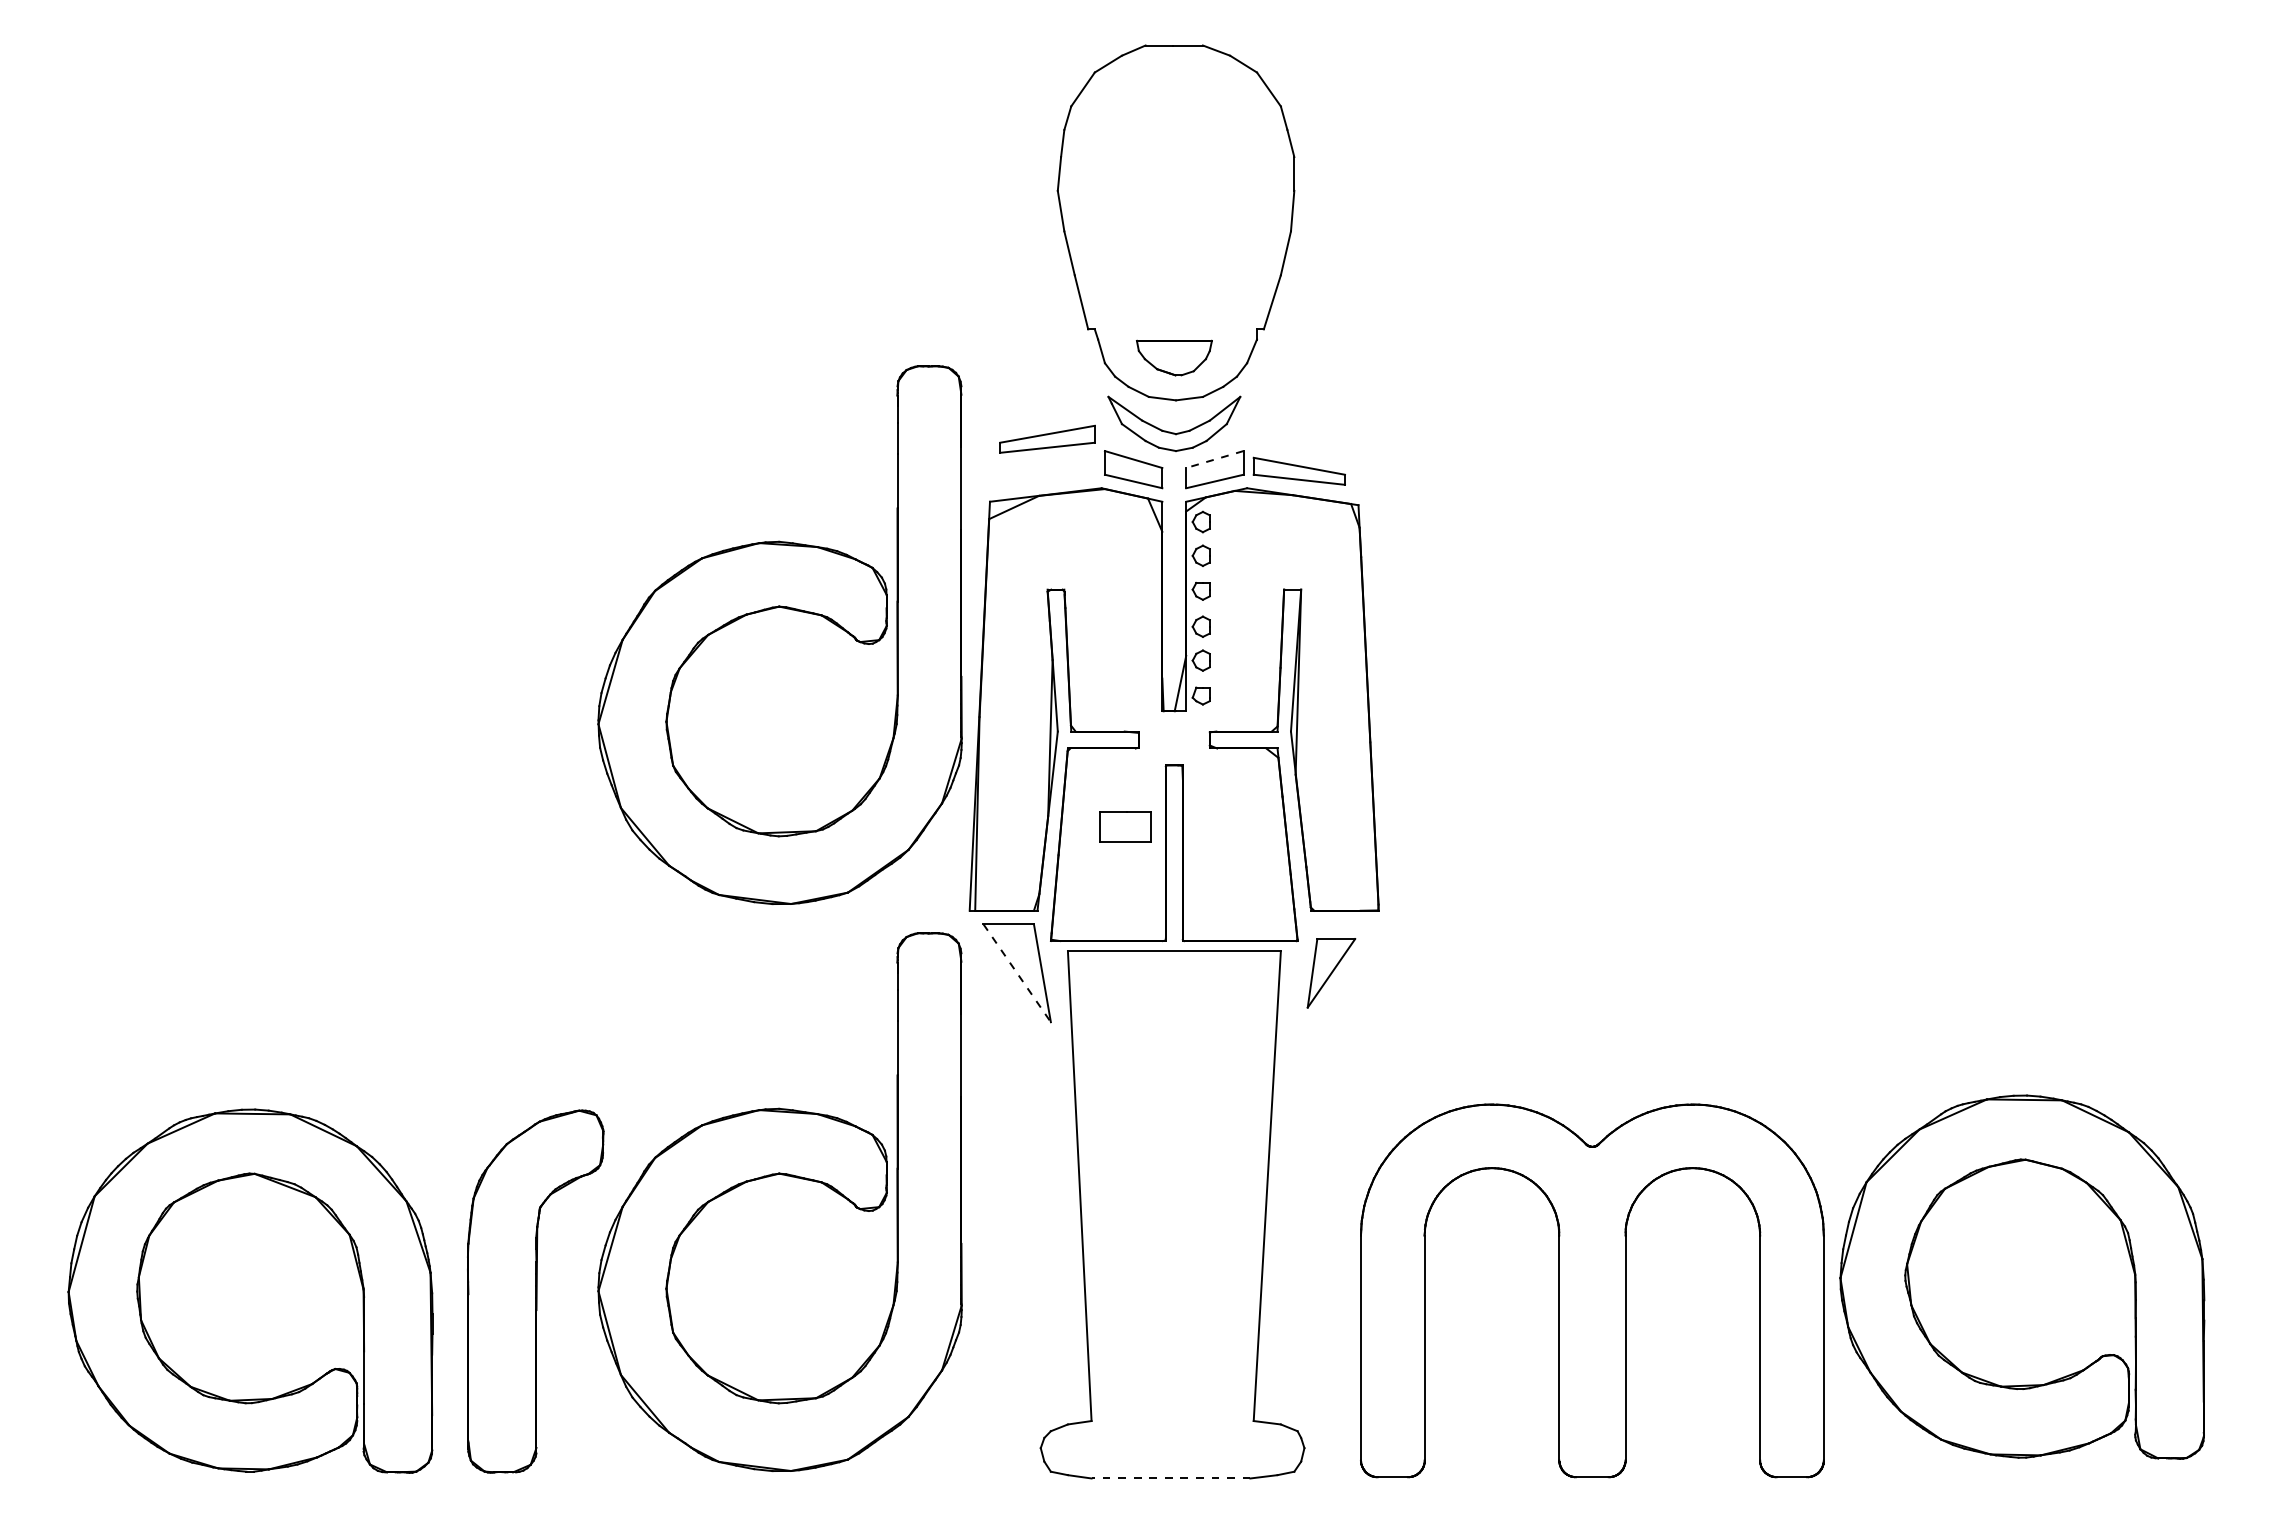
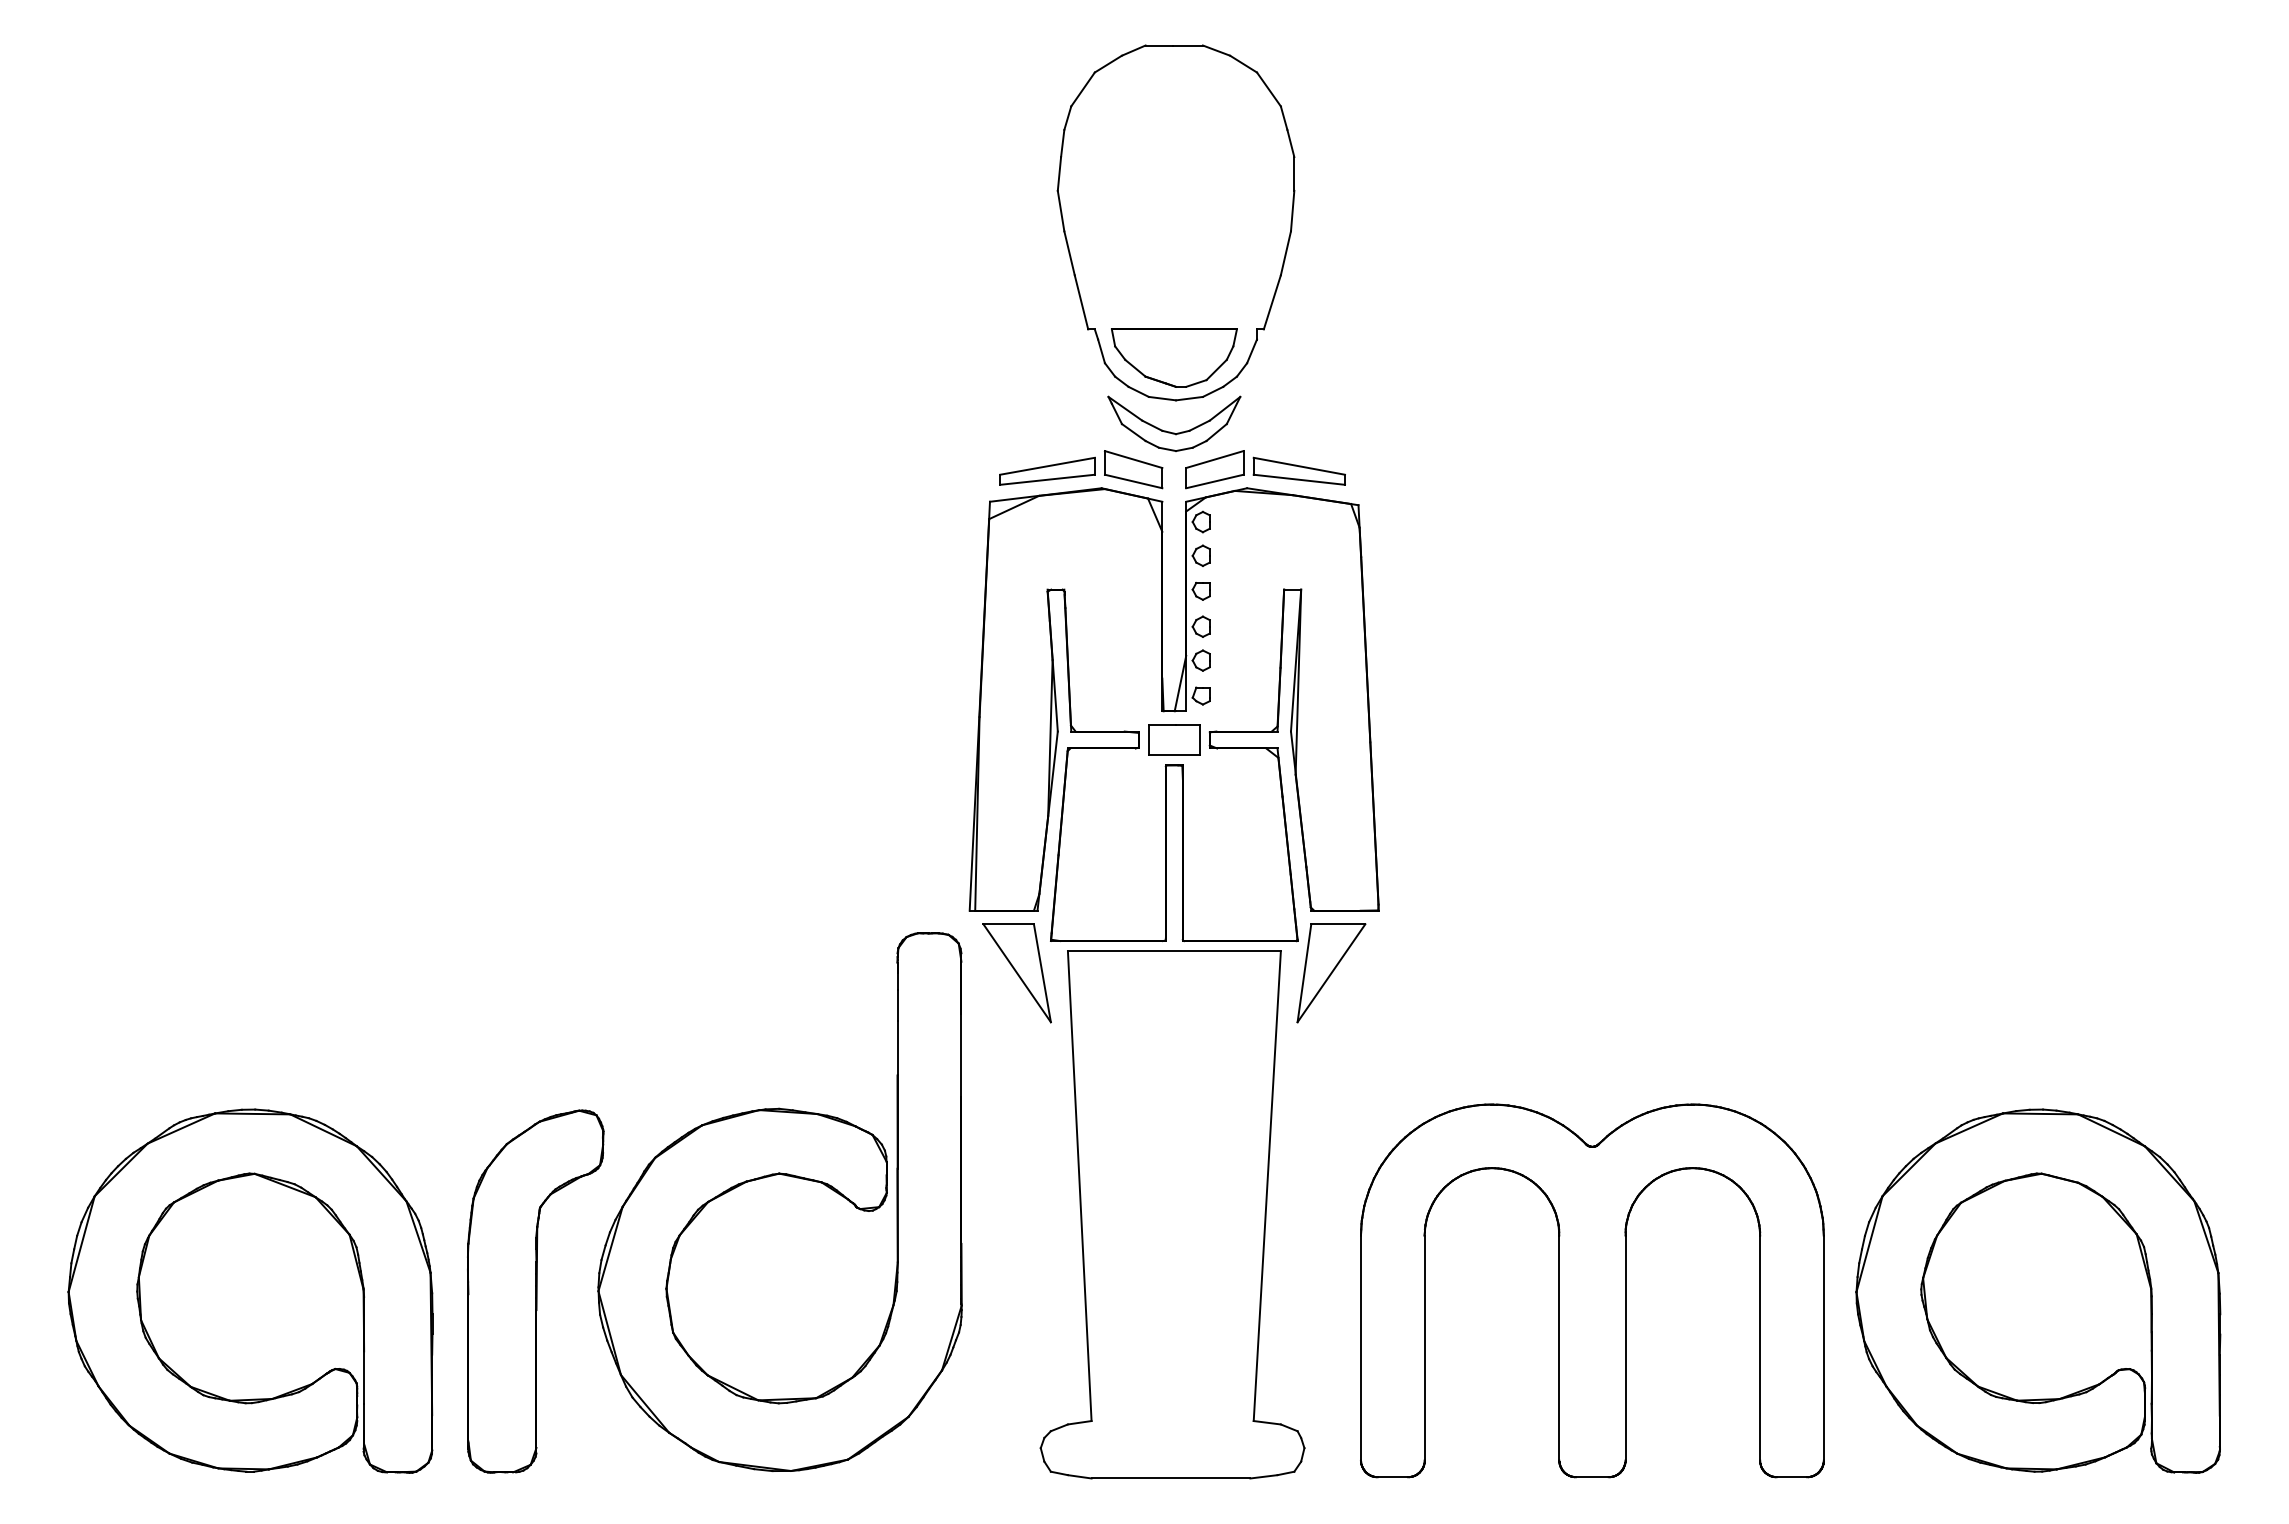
part size: 77x38 px -> 127x60 px (1174, 357)
part position: (1047, 438) -> (1047, 470) (1047, 470)
line: dashed -> solid (1214, 459)
part: present -> none (772, 609)
part position: (1125, 826) -> (1174, 739) (1174, 739)
line: dashed -> solid (1017, 973)
part size: 51x71 px -> 71x101 px (1331, 973)
part position: (2057, 1378) -> (2073, 1392) (2073, 1392)
line: dashed -> solid (1170, 1478)
